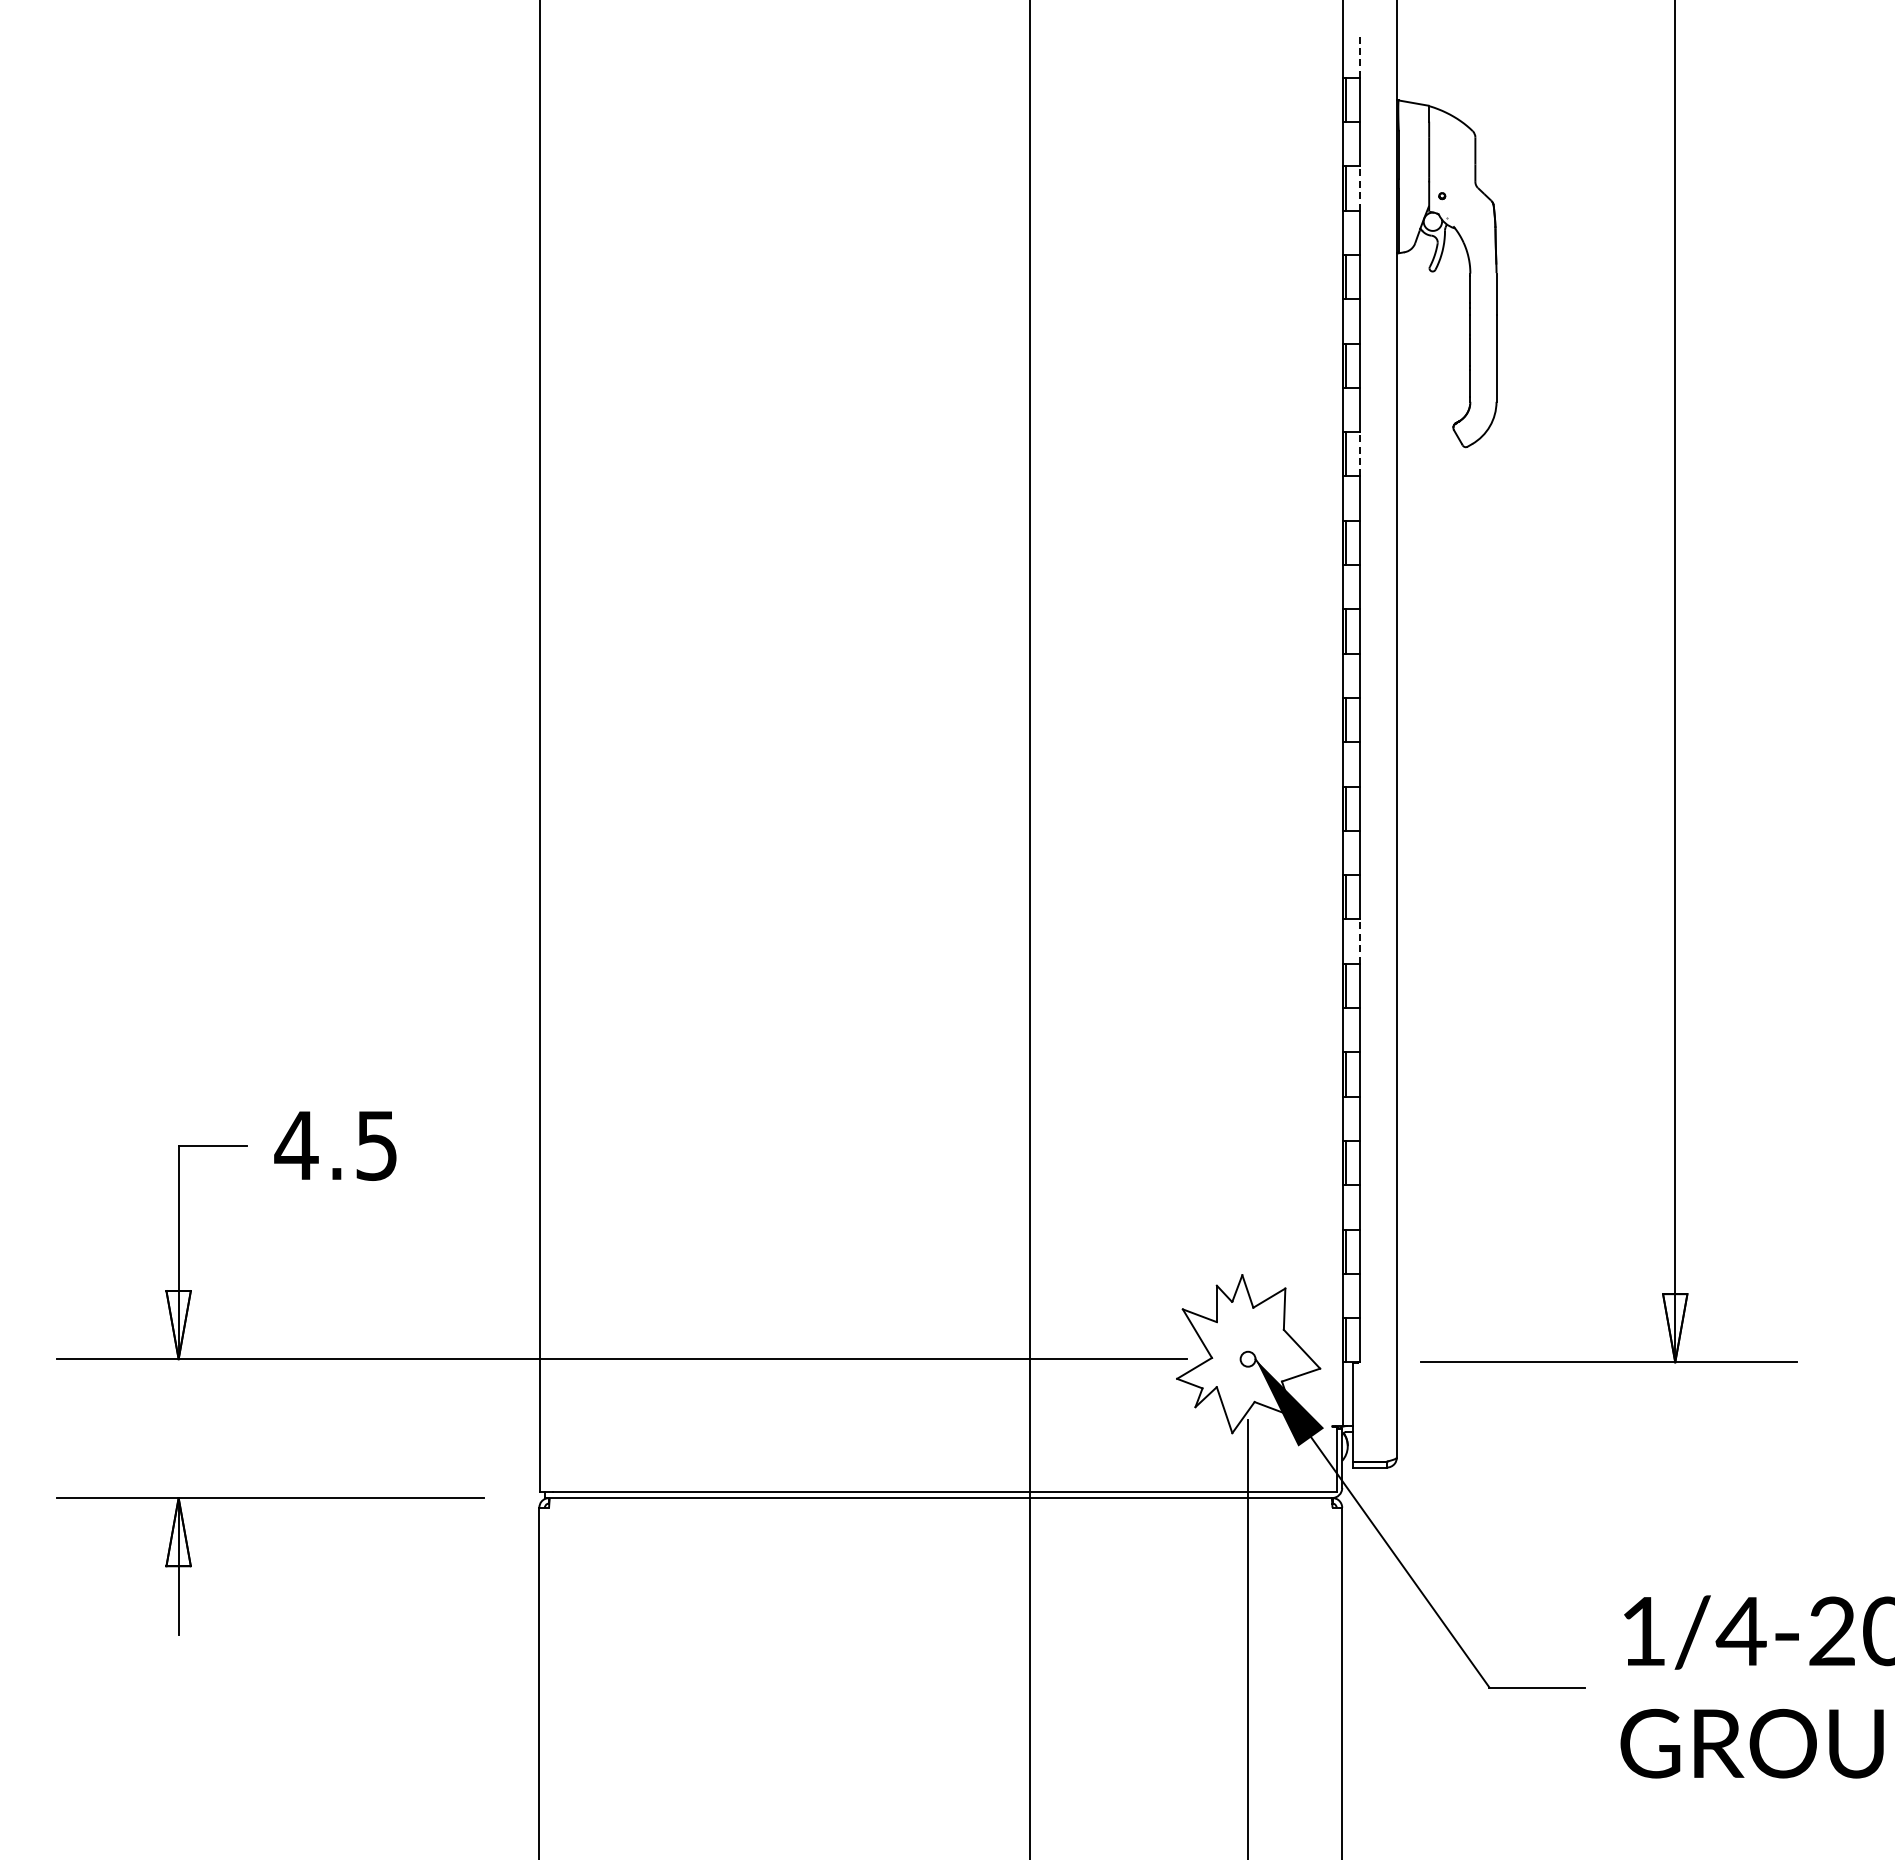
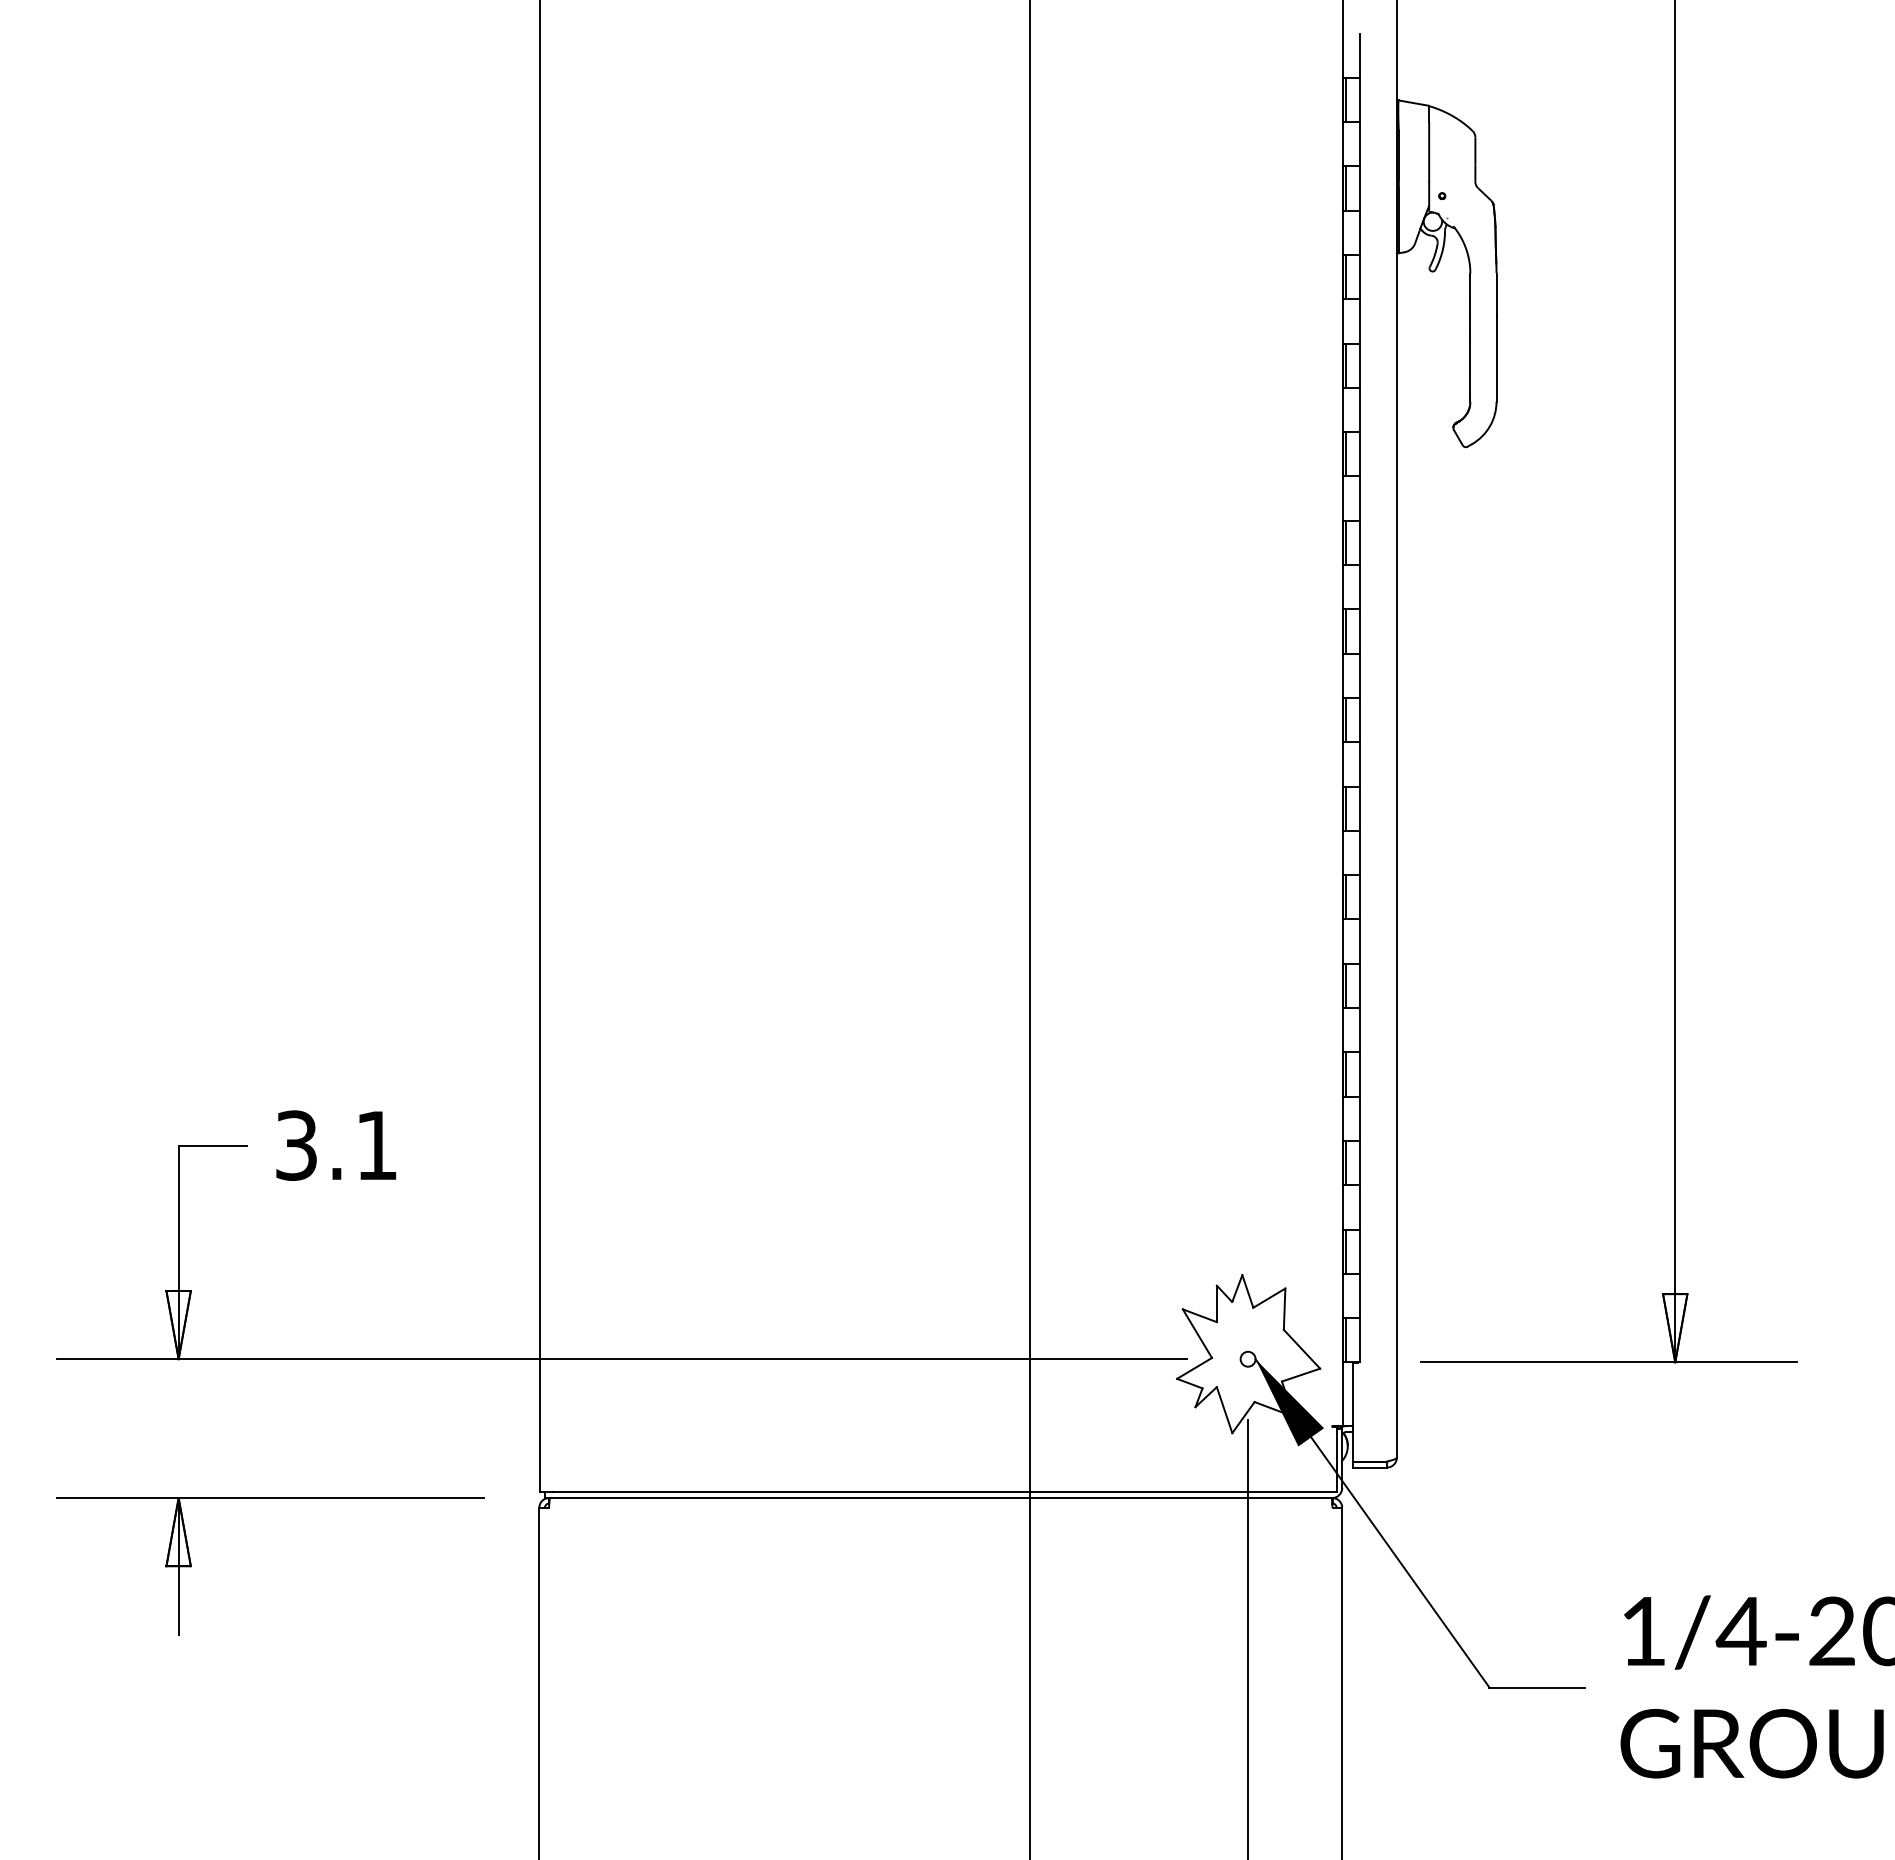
line: dashed -> solid (1360, 55)
line: dashed -> solid (1360, 188)
line: dashed -> solid (1360, 453)
line: dashed -> solid (1360, 941)
text: 4.5 -> 3.1 (335, 1145)
